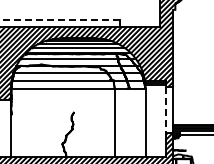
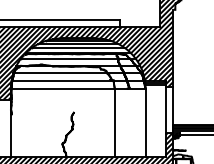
line: dashed -> solid (60, 19)
line: dashed -> solid (165, 110)
